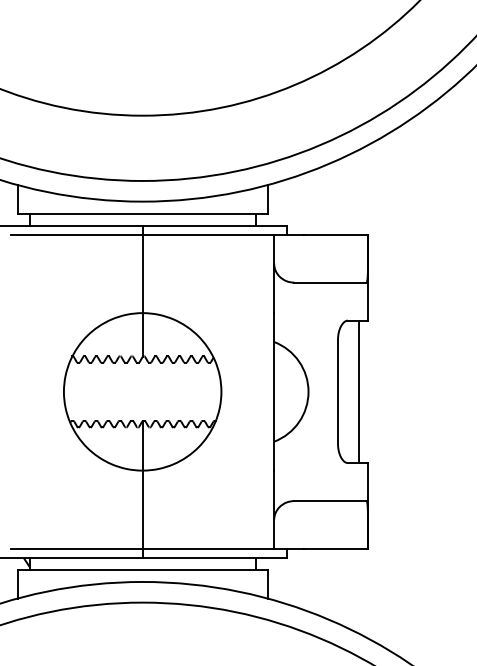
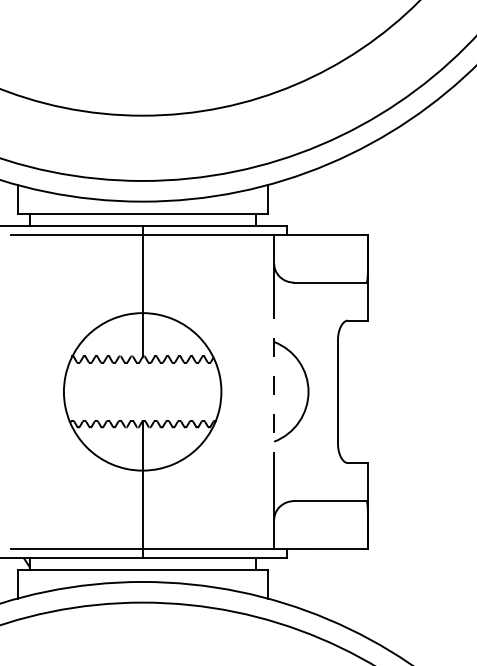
line: solid -> dashed (274, 391)
line: present -> none (358, 391)
